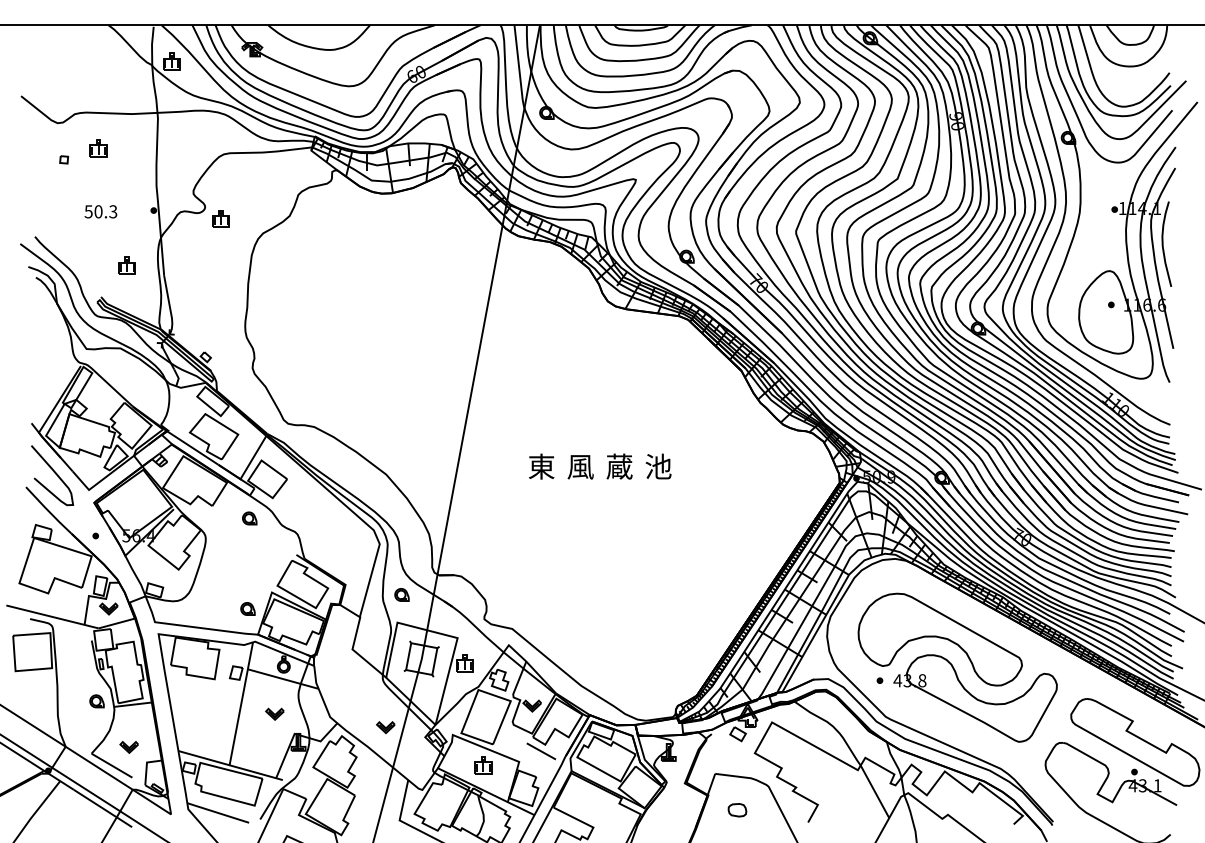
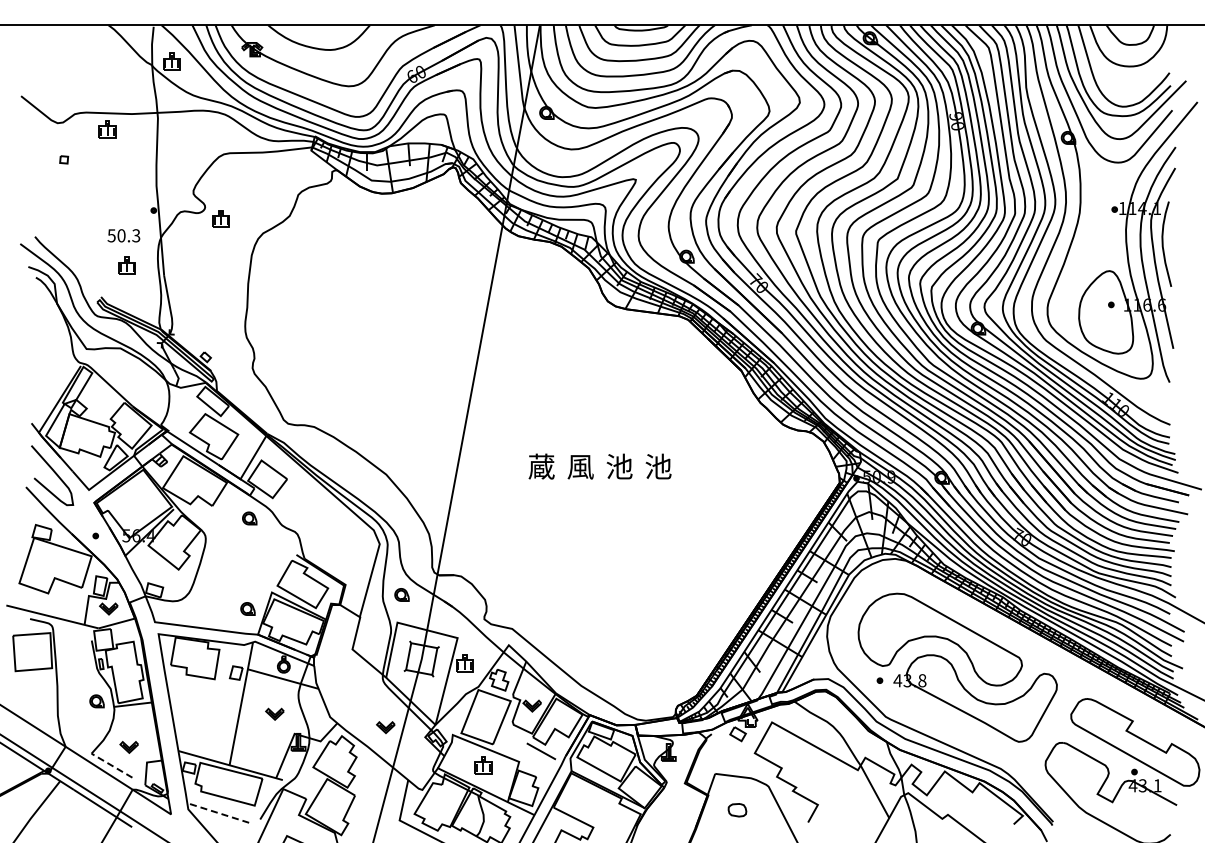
part position: (98, 148) -> (107, 129) (107, 129)
text position: (100, 211) -> (123, 235) (123, 235)
text: 東 -> 蔵 (541, 466)
text: 蔵 -> 池 (619, 466)
line: solid -> dashed (112, 765)
line: solid -> dashed (217, 812)
